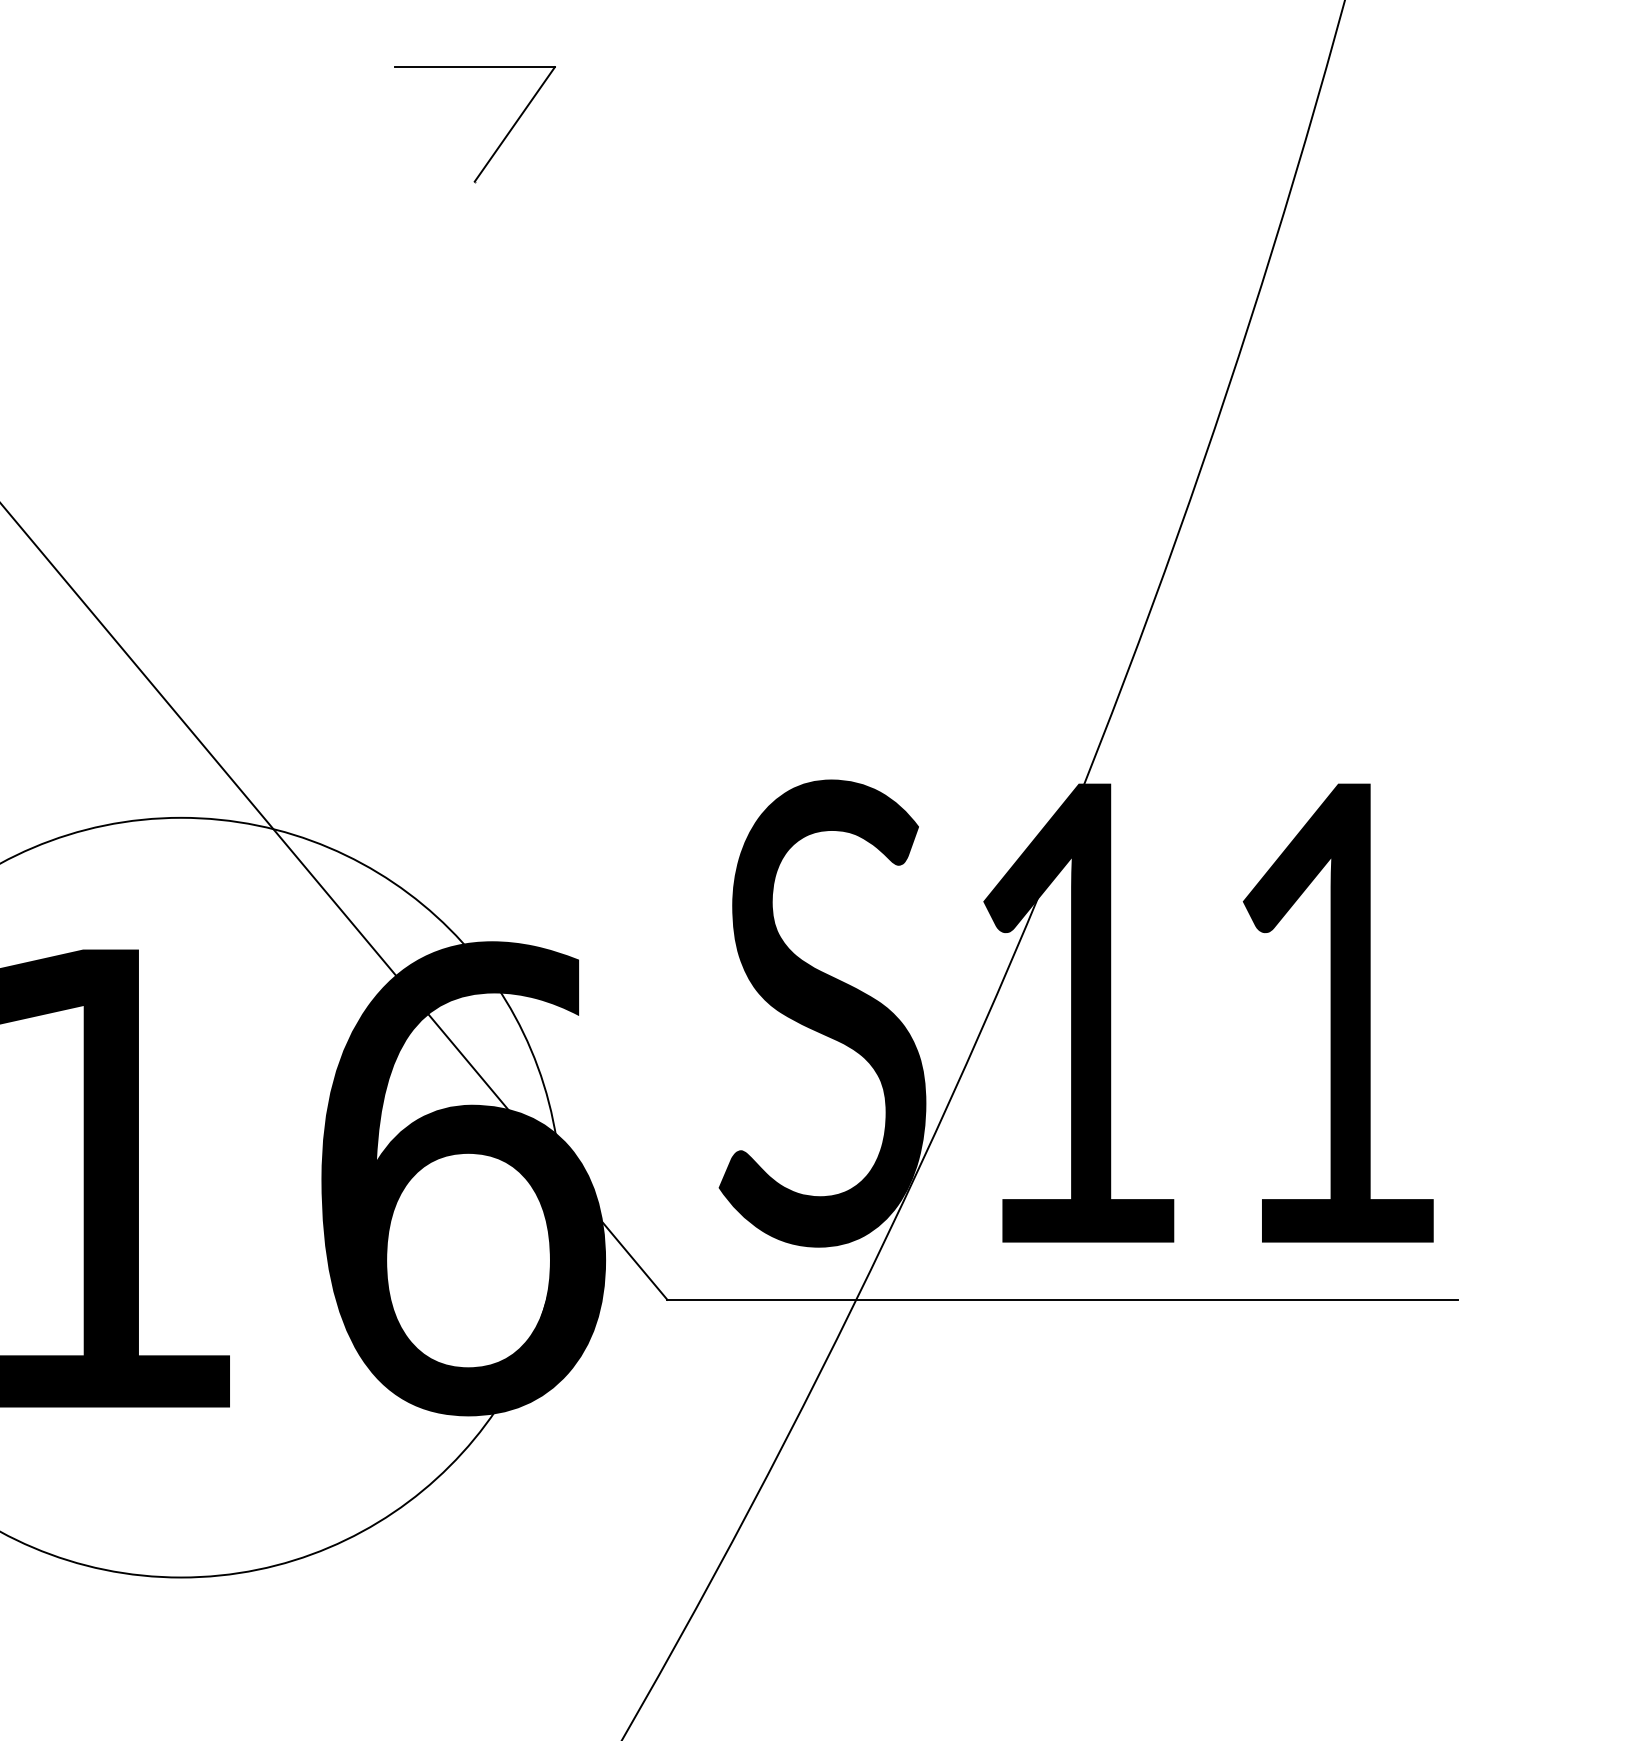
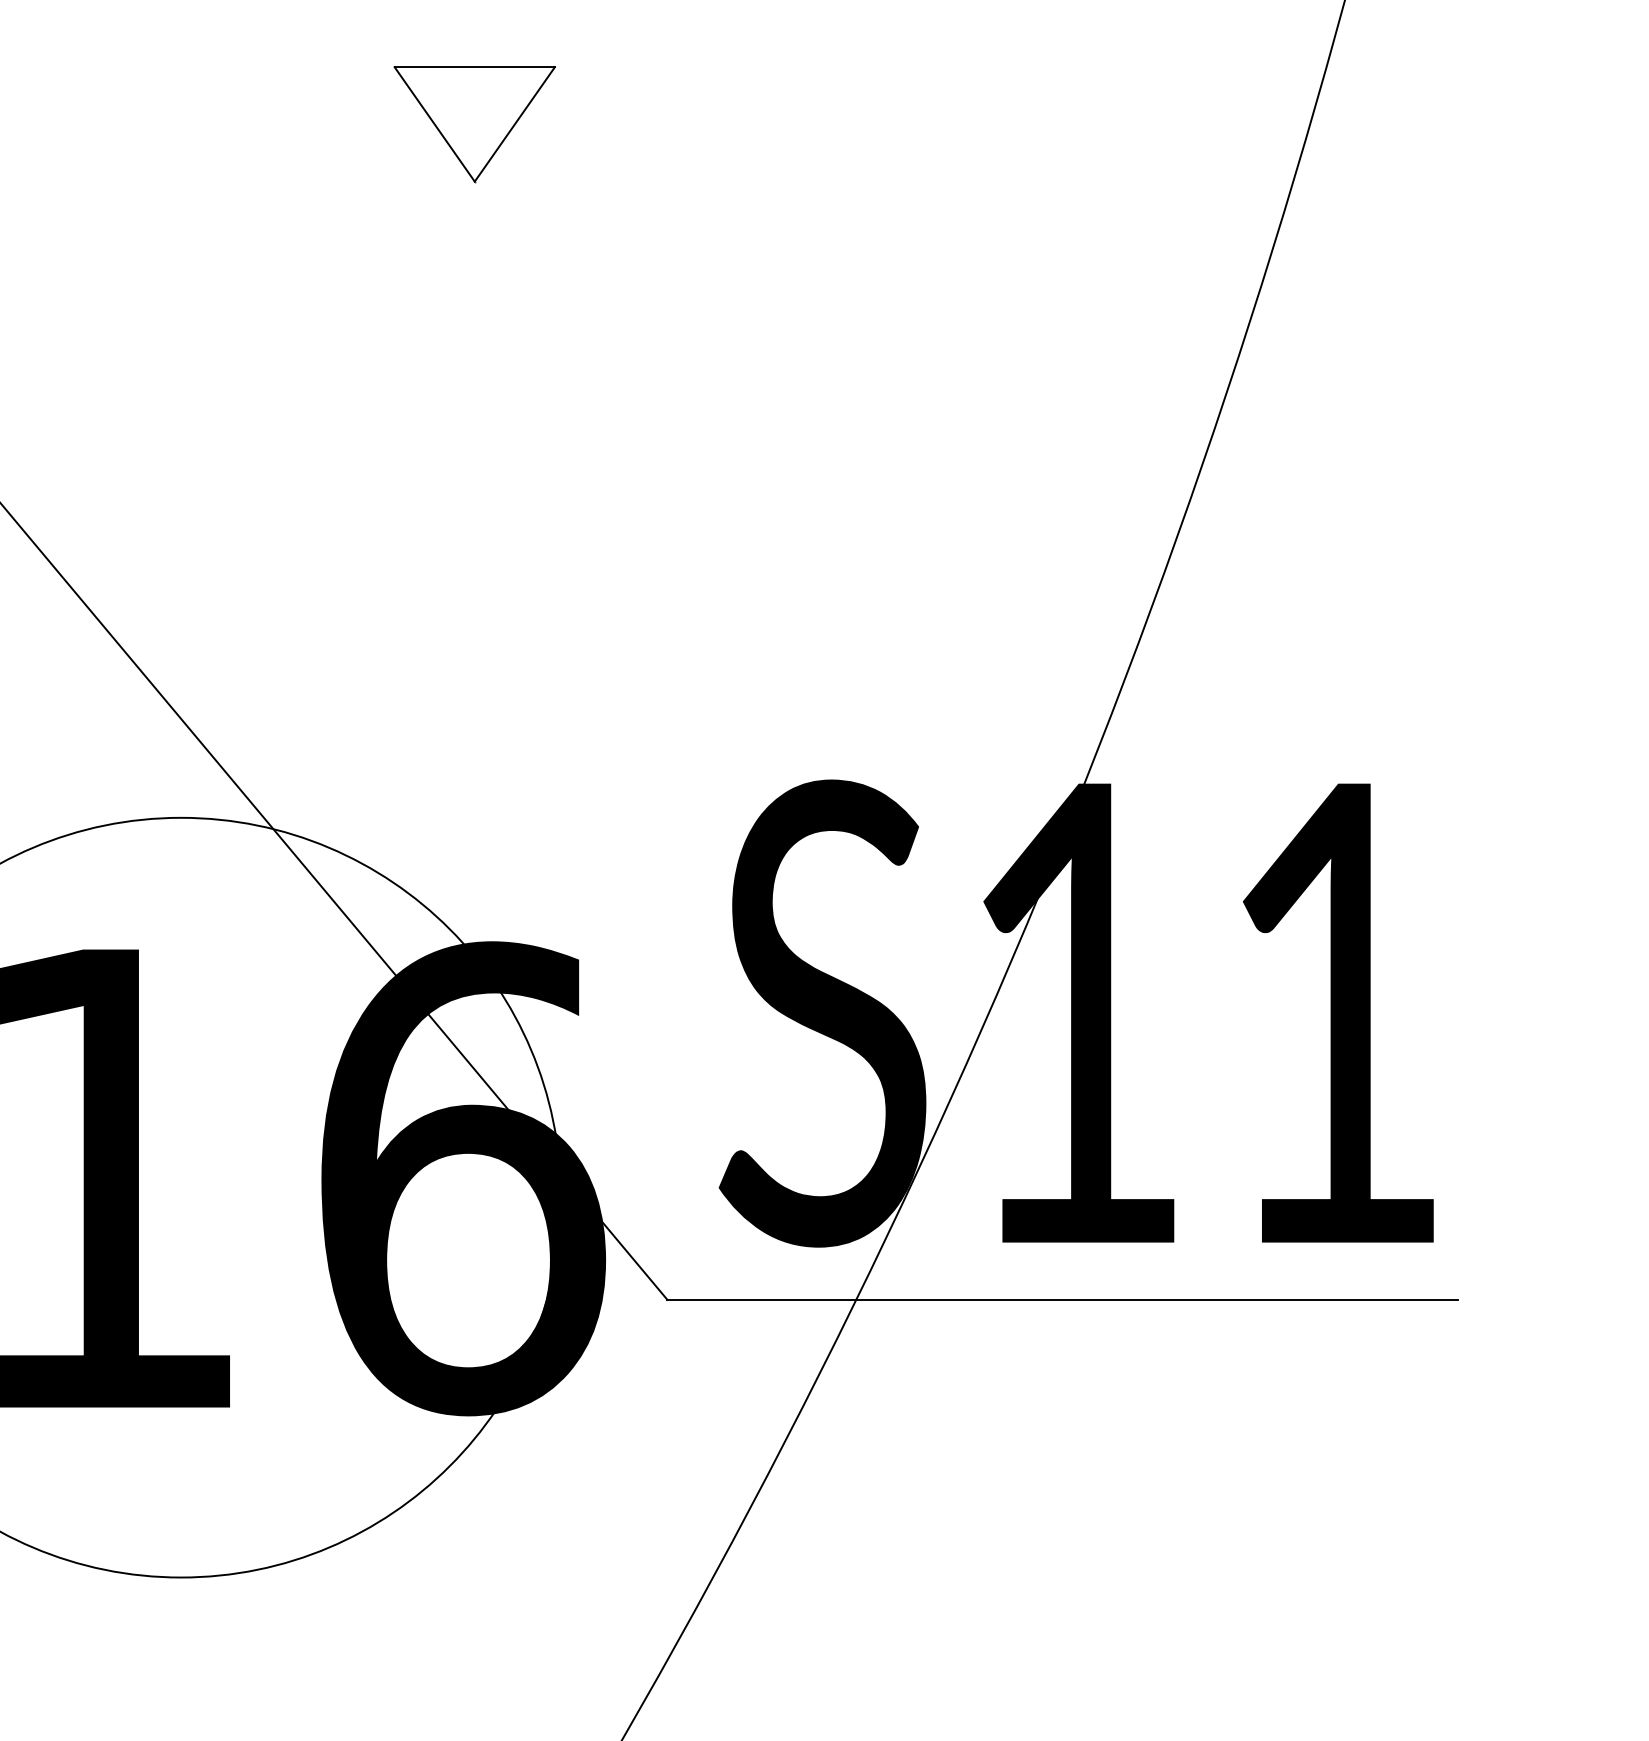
line: none -> present (434, 124)
